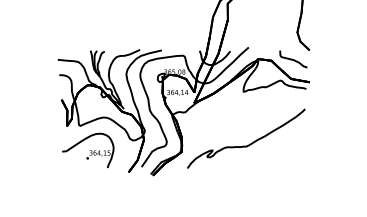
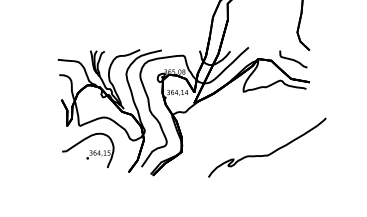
curve position: (248, 144) -> (269, 153) (269, 153)
